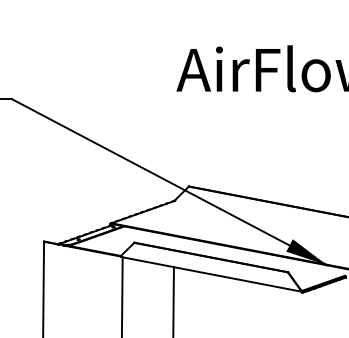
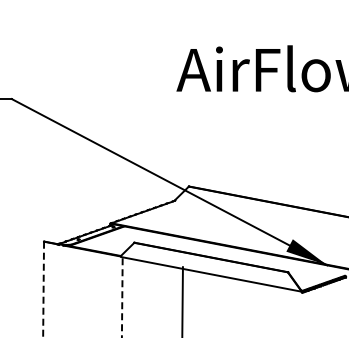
line: solid -> dashed (43, 289)
line: solid -> dashed (122, 297)
line position: (173, 300) -> (182, 300) (182, 300)
